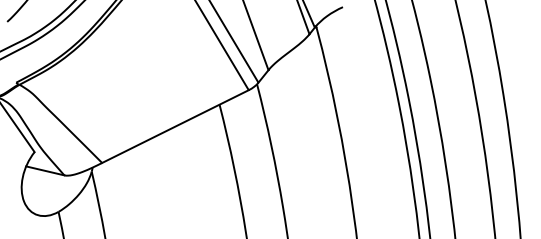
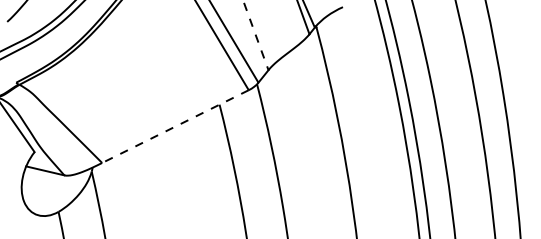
line: solid -> dashed (255, 35)
line: solid -> dashed (175, 126)
